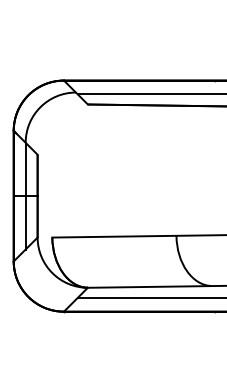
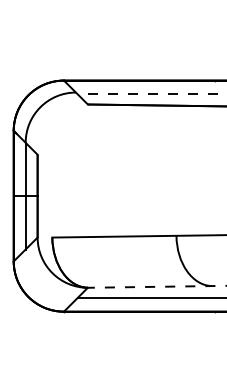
line: solid -> dashed (151, 94)
line: solid -> dashed (156, 286)
